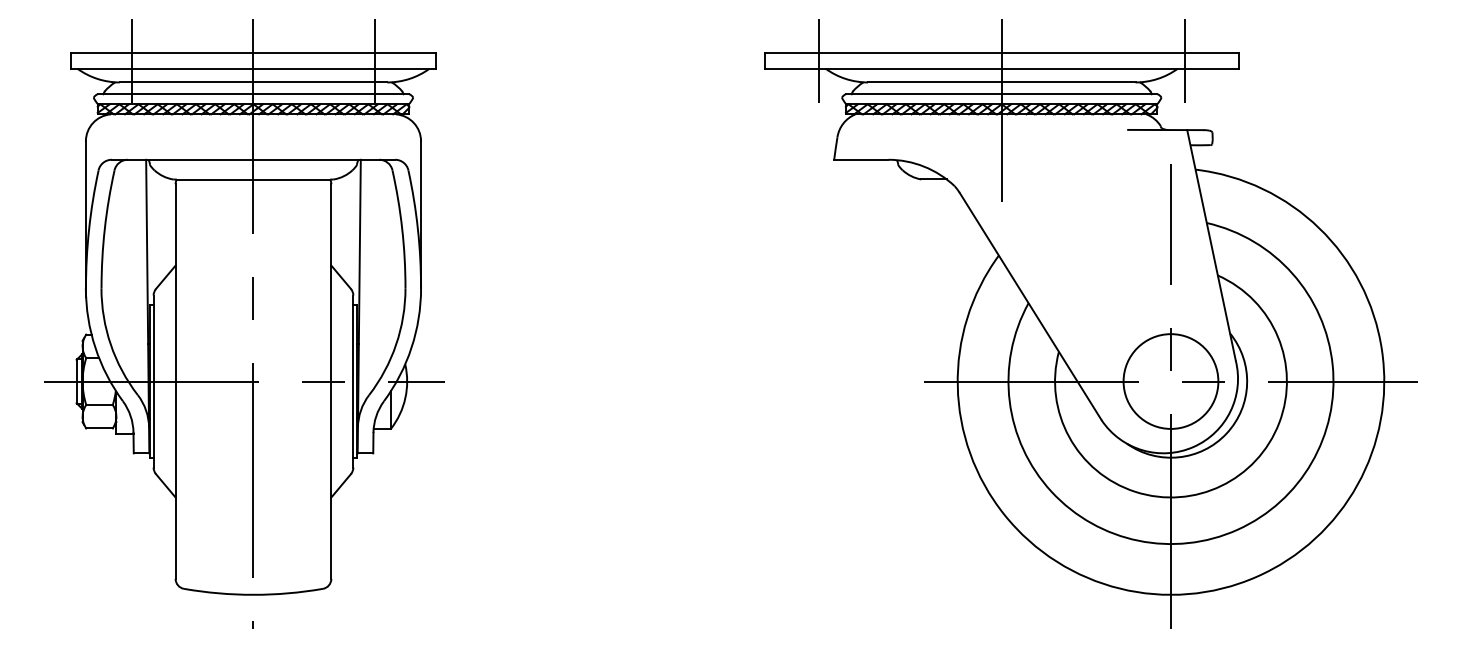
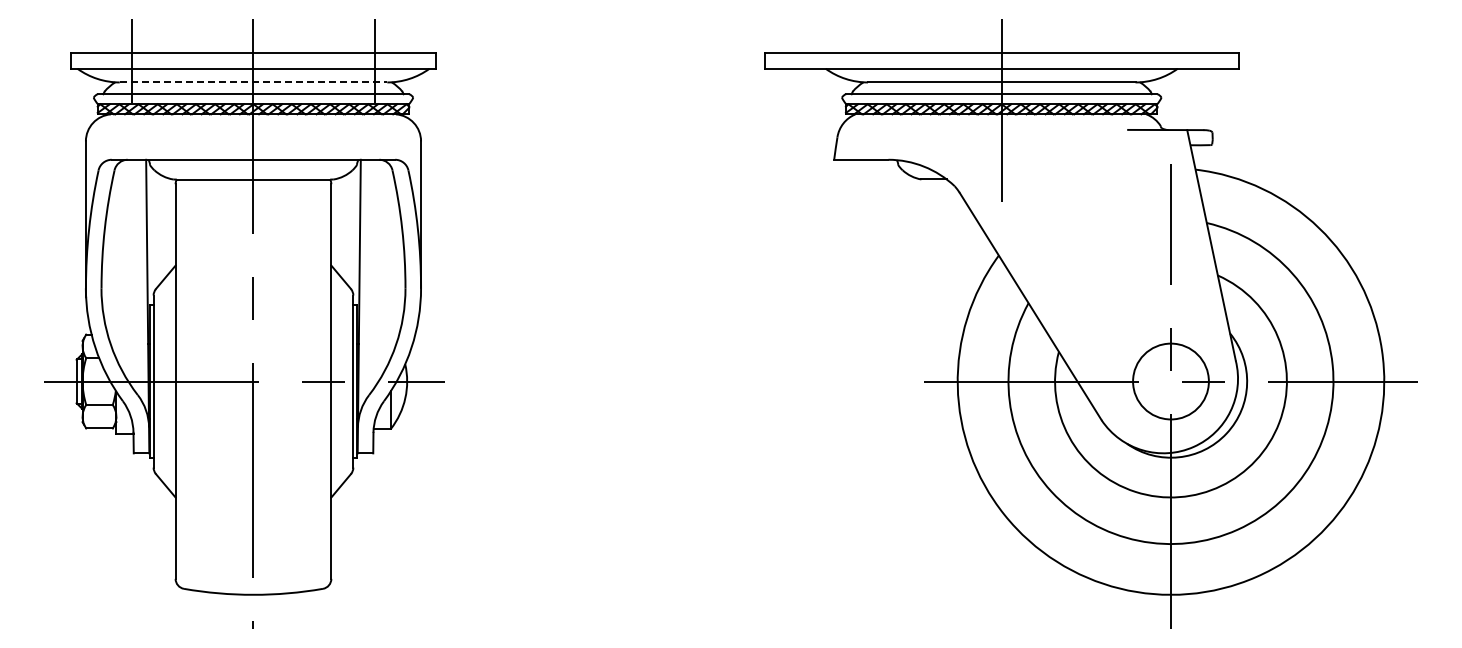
line: present -> none (818, 60)
line: present -> none (1184, 60)
line: solid -> dashed (253, 82)
circle diameter: 95 px -> 76 px (1170, 381)
